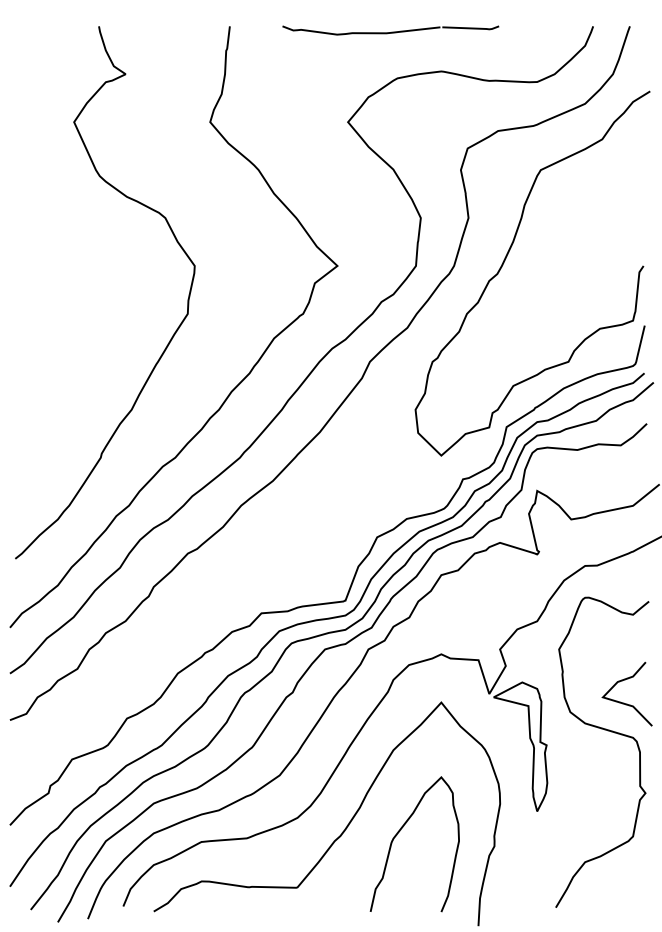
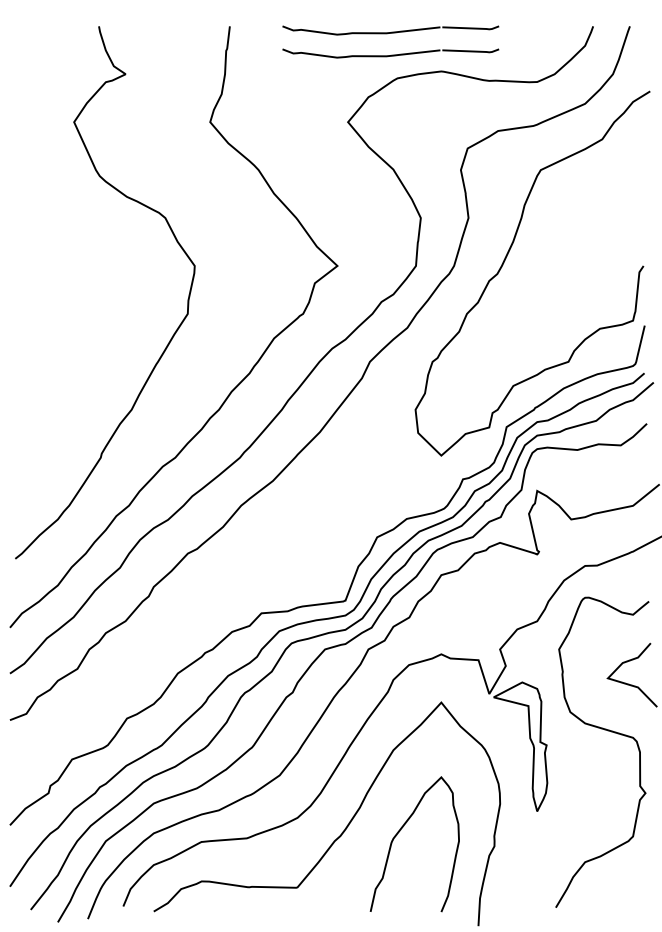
part: none -> present (390, 53)
curve position: (624, 702) -> (629, 683) (629, 683)
